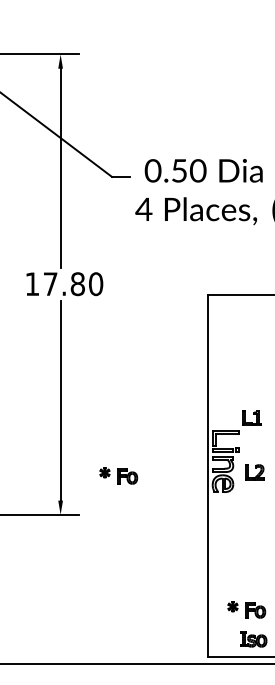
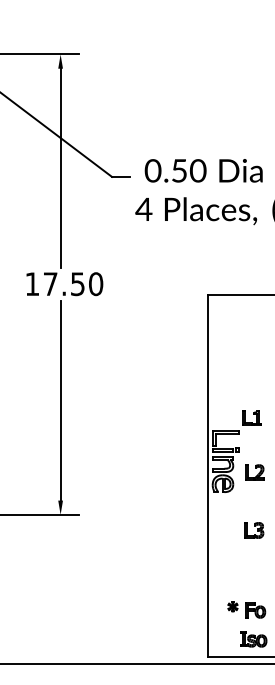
text: 17.80 -> 17.50 (77, 284)
part: present -> none (118, 475)
part: none -> present (254, 530)
